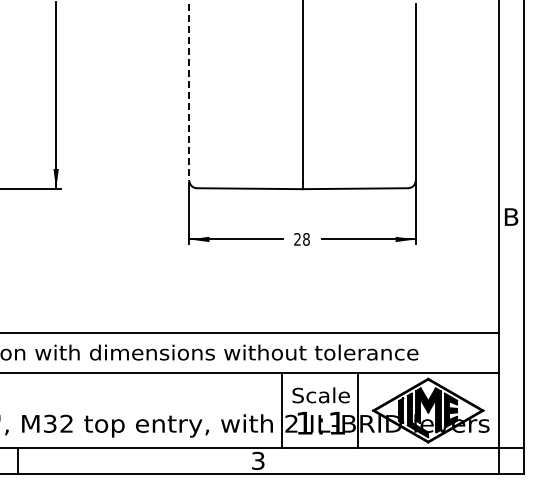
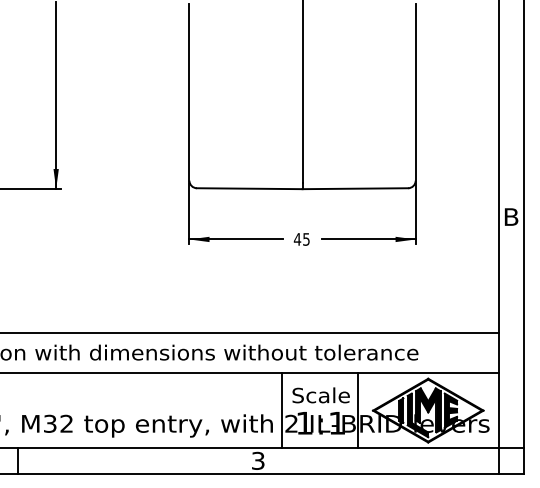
line: dashed -> solid (189, 92)
text: 28 -> 45 (301, 239)
